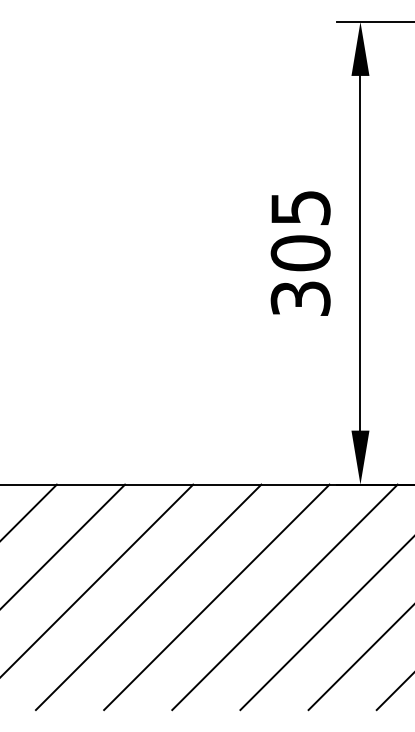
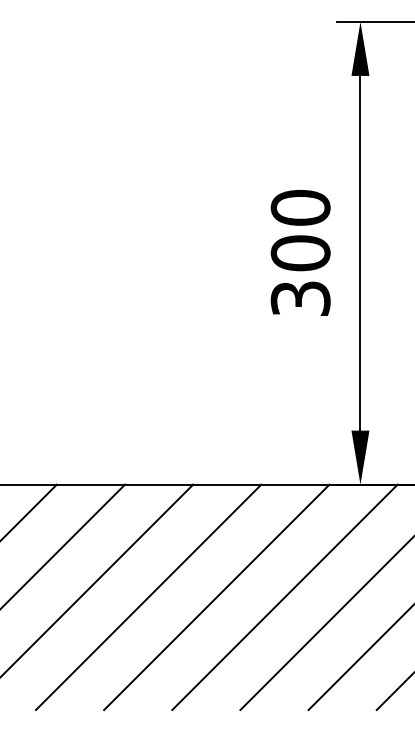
text: 305 -> 300 (300, 207)
